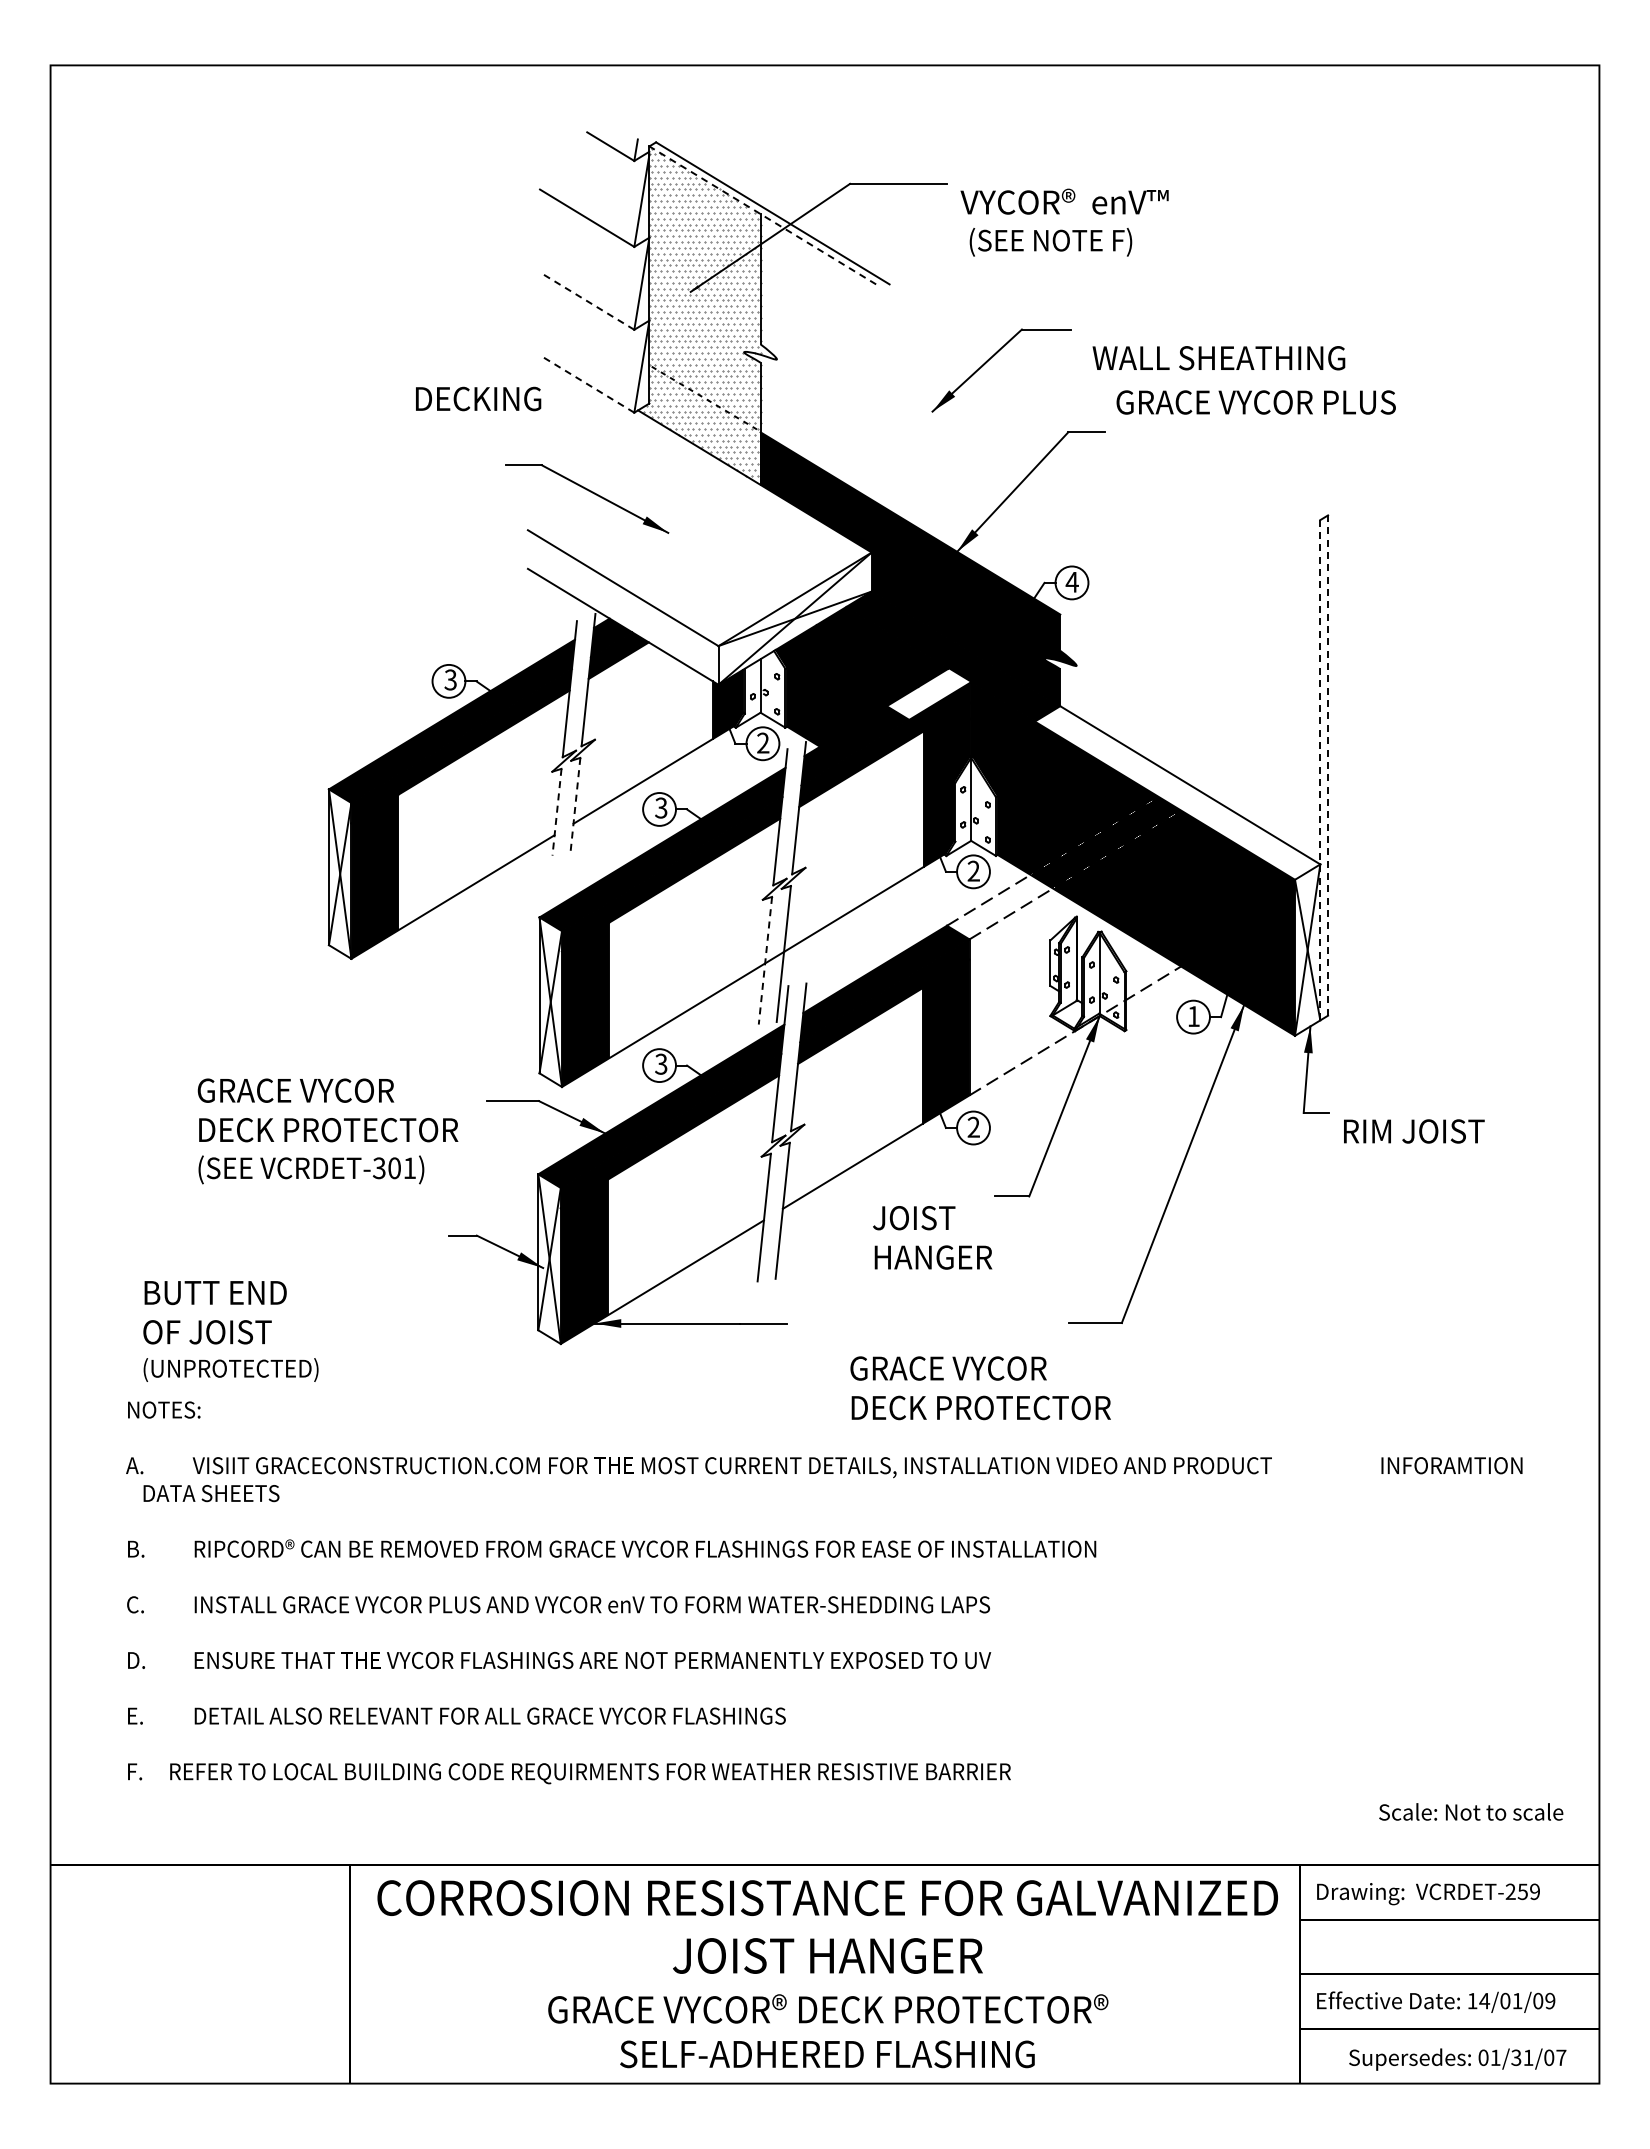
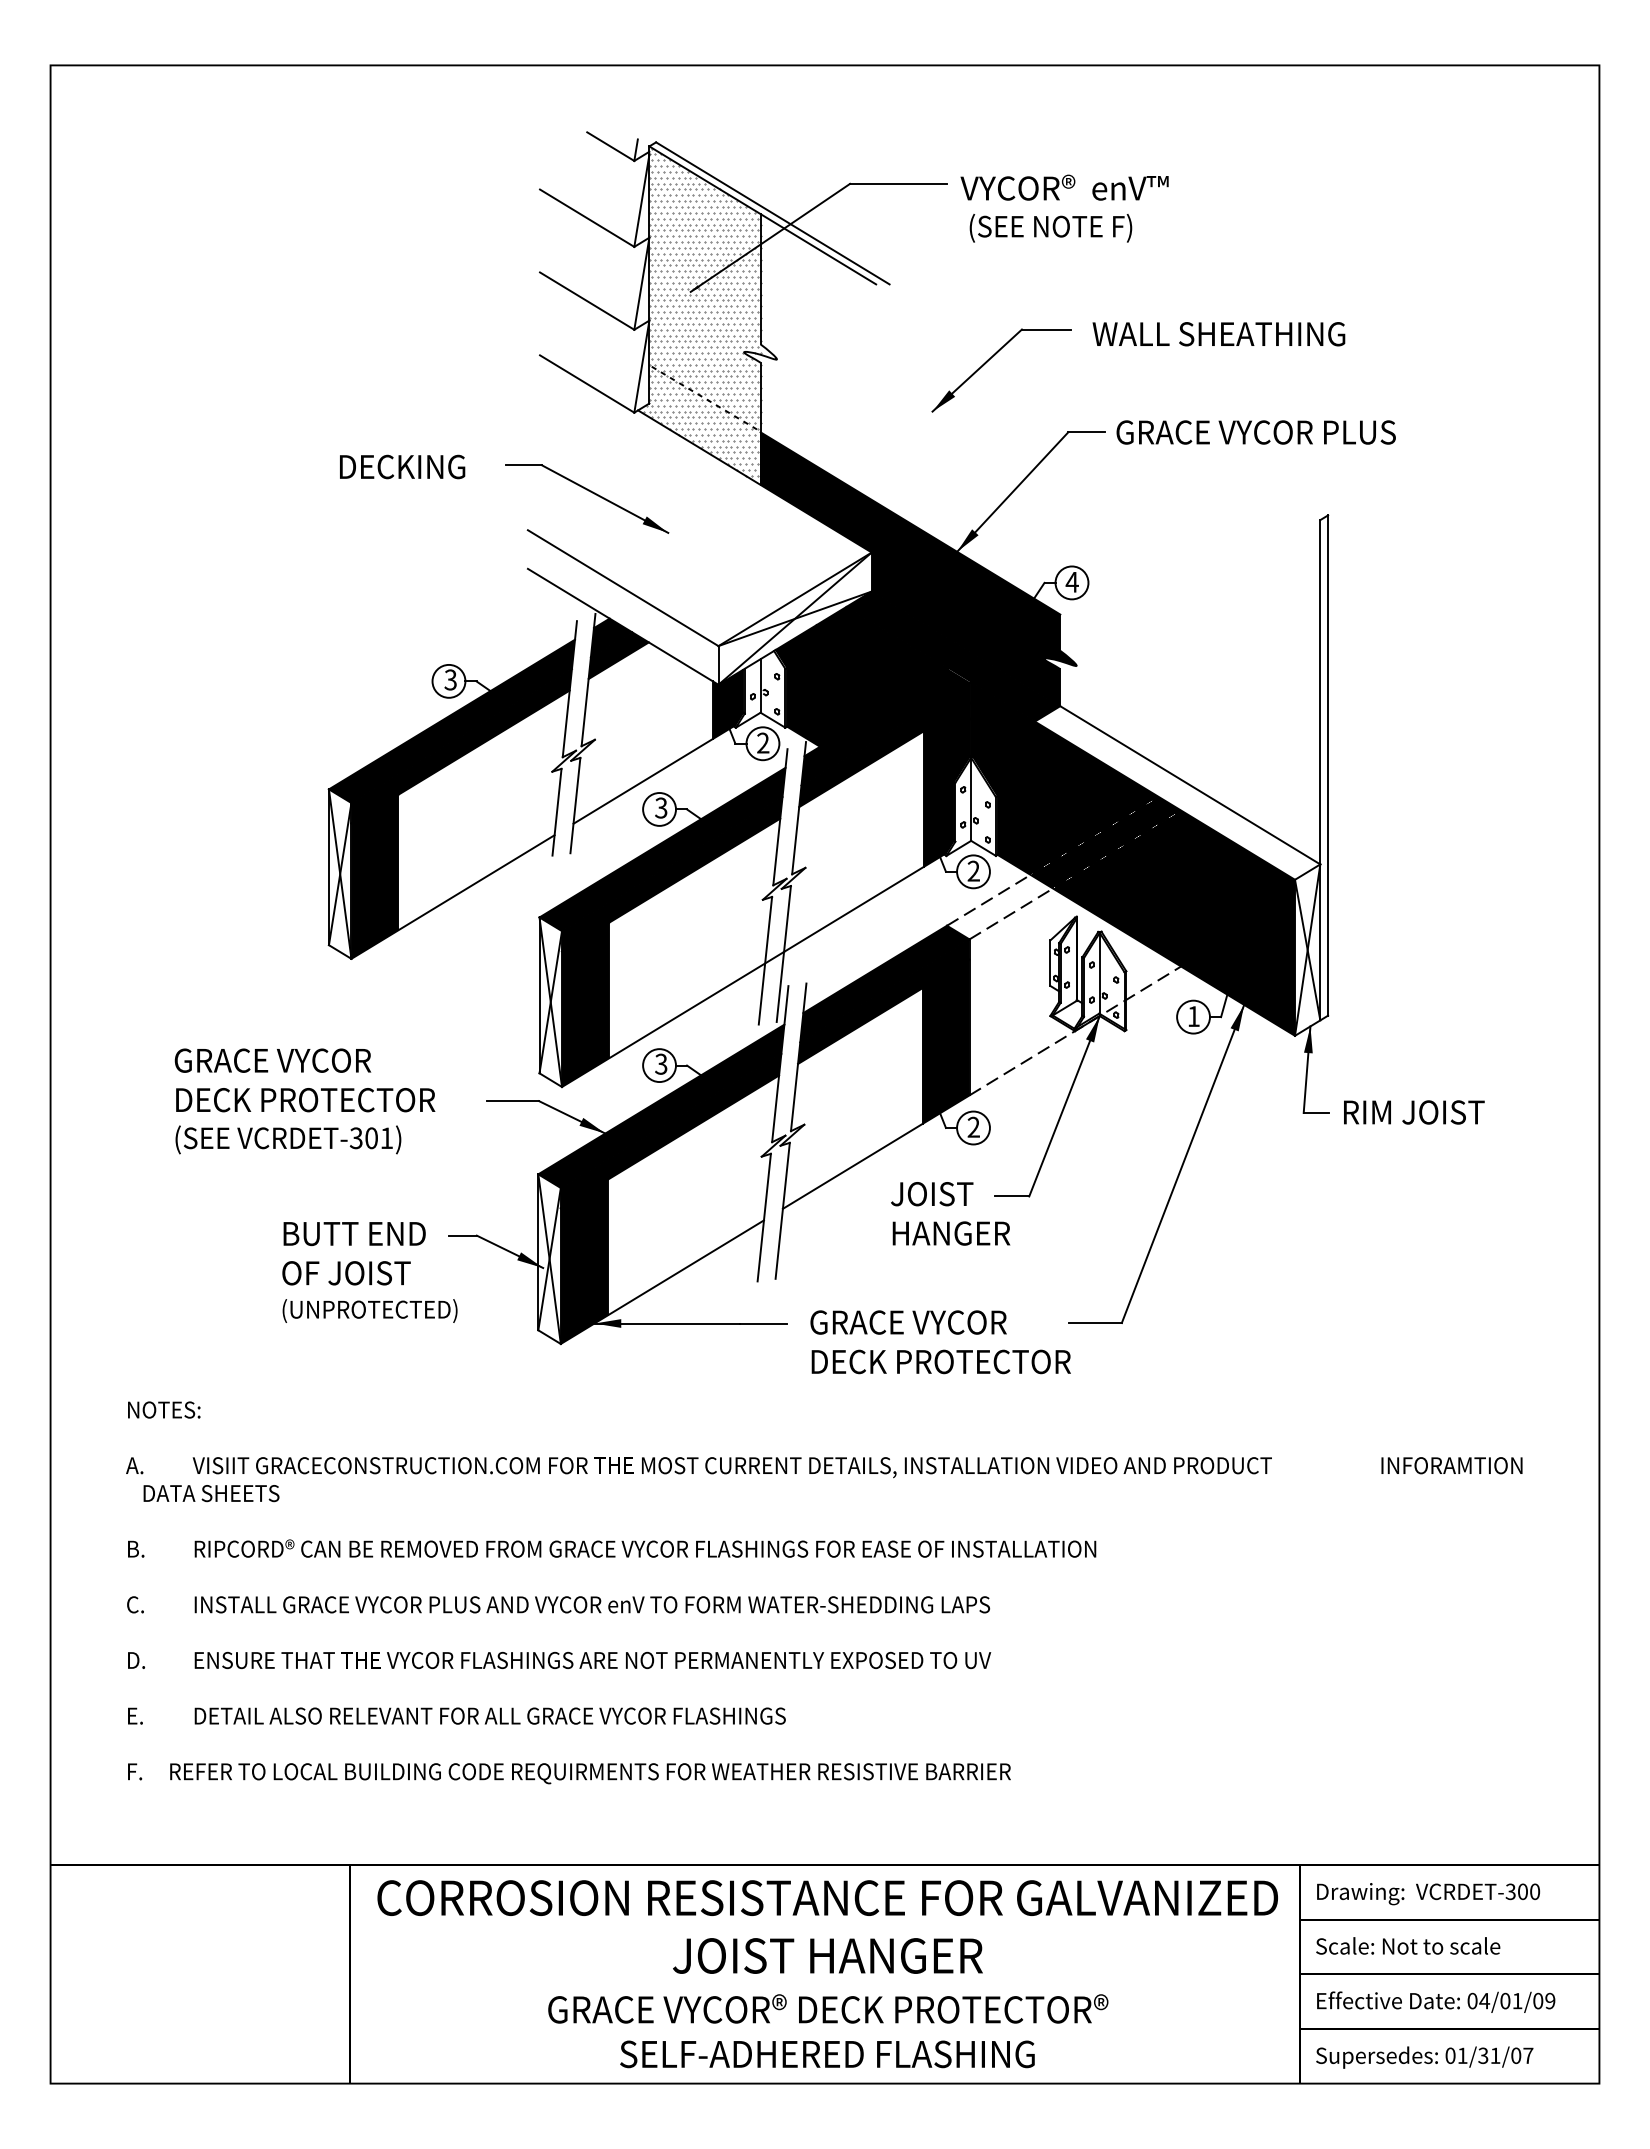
line: dashed -> solid (762, 215)
text position: (1064, 222) -> (1064, 208) (1064, 208)
line: dashed -> solid (586, 300)
text position: (1218, 358) -> (1218, 334) (1218, 334)
line: dashed -> solid (586, 383)
text position: (478, 398) -> (402, 466) (402, 466)
text position: (1255, 402) -> (1255, 432) (1255, 432)
fill: none -> present (928, 693)
line: dashed -> solid (1328, 765)
line: dashed -> solid (1320, 769)
line: dashed -> solid (575, 805)
line: dashed -> solid (557, 812)
line: dashed -> solid (765, 961)
text position: (327, 1131) -> (304, 1101) (304, 1101)
text position: (1414, 1131) -> (1414, 1112) (1414, 1112)
text position: (932, 1237) -> (950, 1213) (950, 1213)
text position: (230, 1331) -> (369, 1272) (369, 1272)
text position: (980, 1388) -> (940, 1342) (940, 1342)
text position: (1471, 1811) -> (1408, 1945) (1408, 1945)
text: VCRDET-259 -> VCRDET-300 (1522, 1891)
text: 14/01/09 -> 04/01/09 (1472, 2000)
text position: (1457, 2059) -> (1424, 2057) (1424, 2057)
